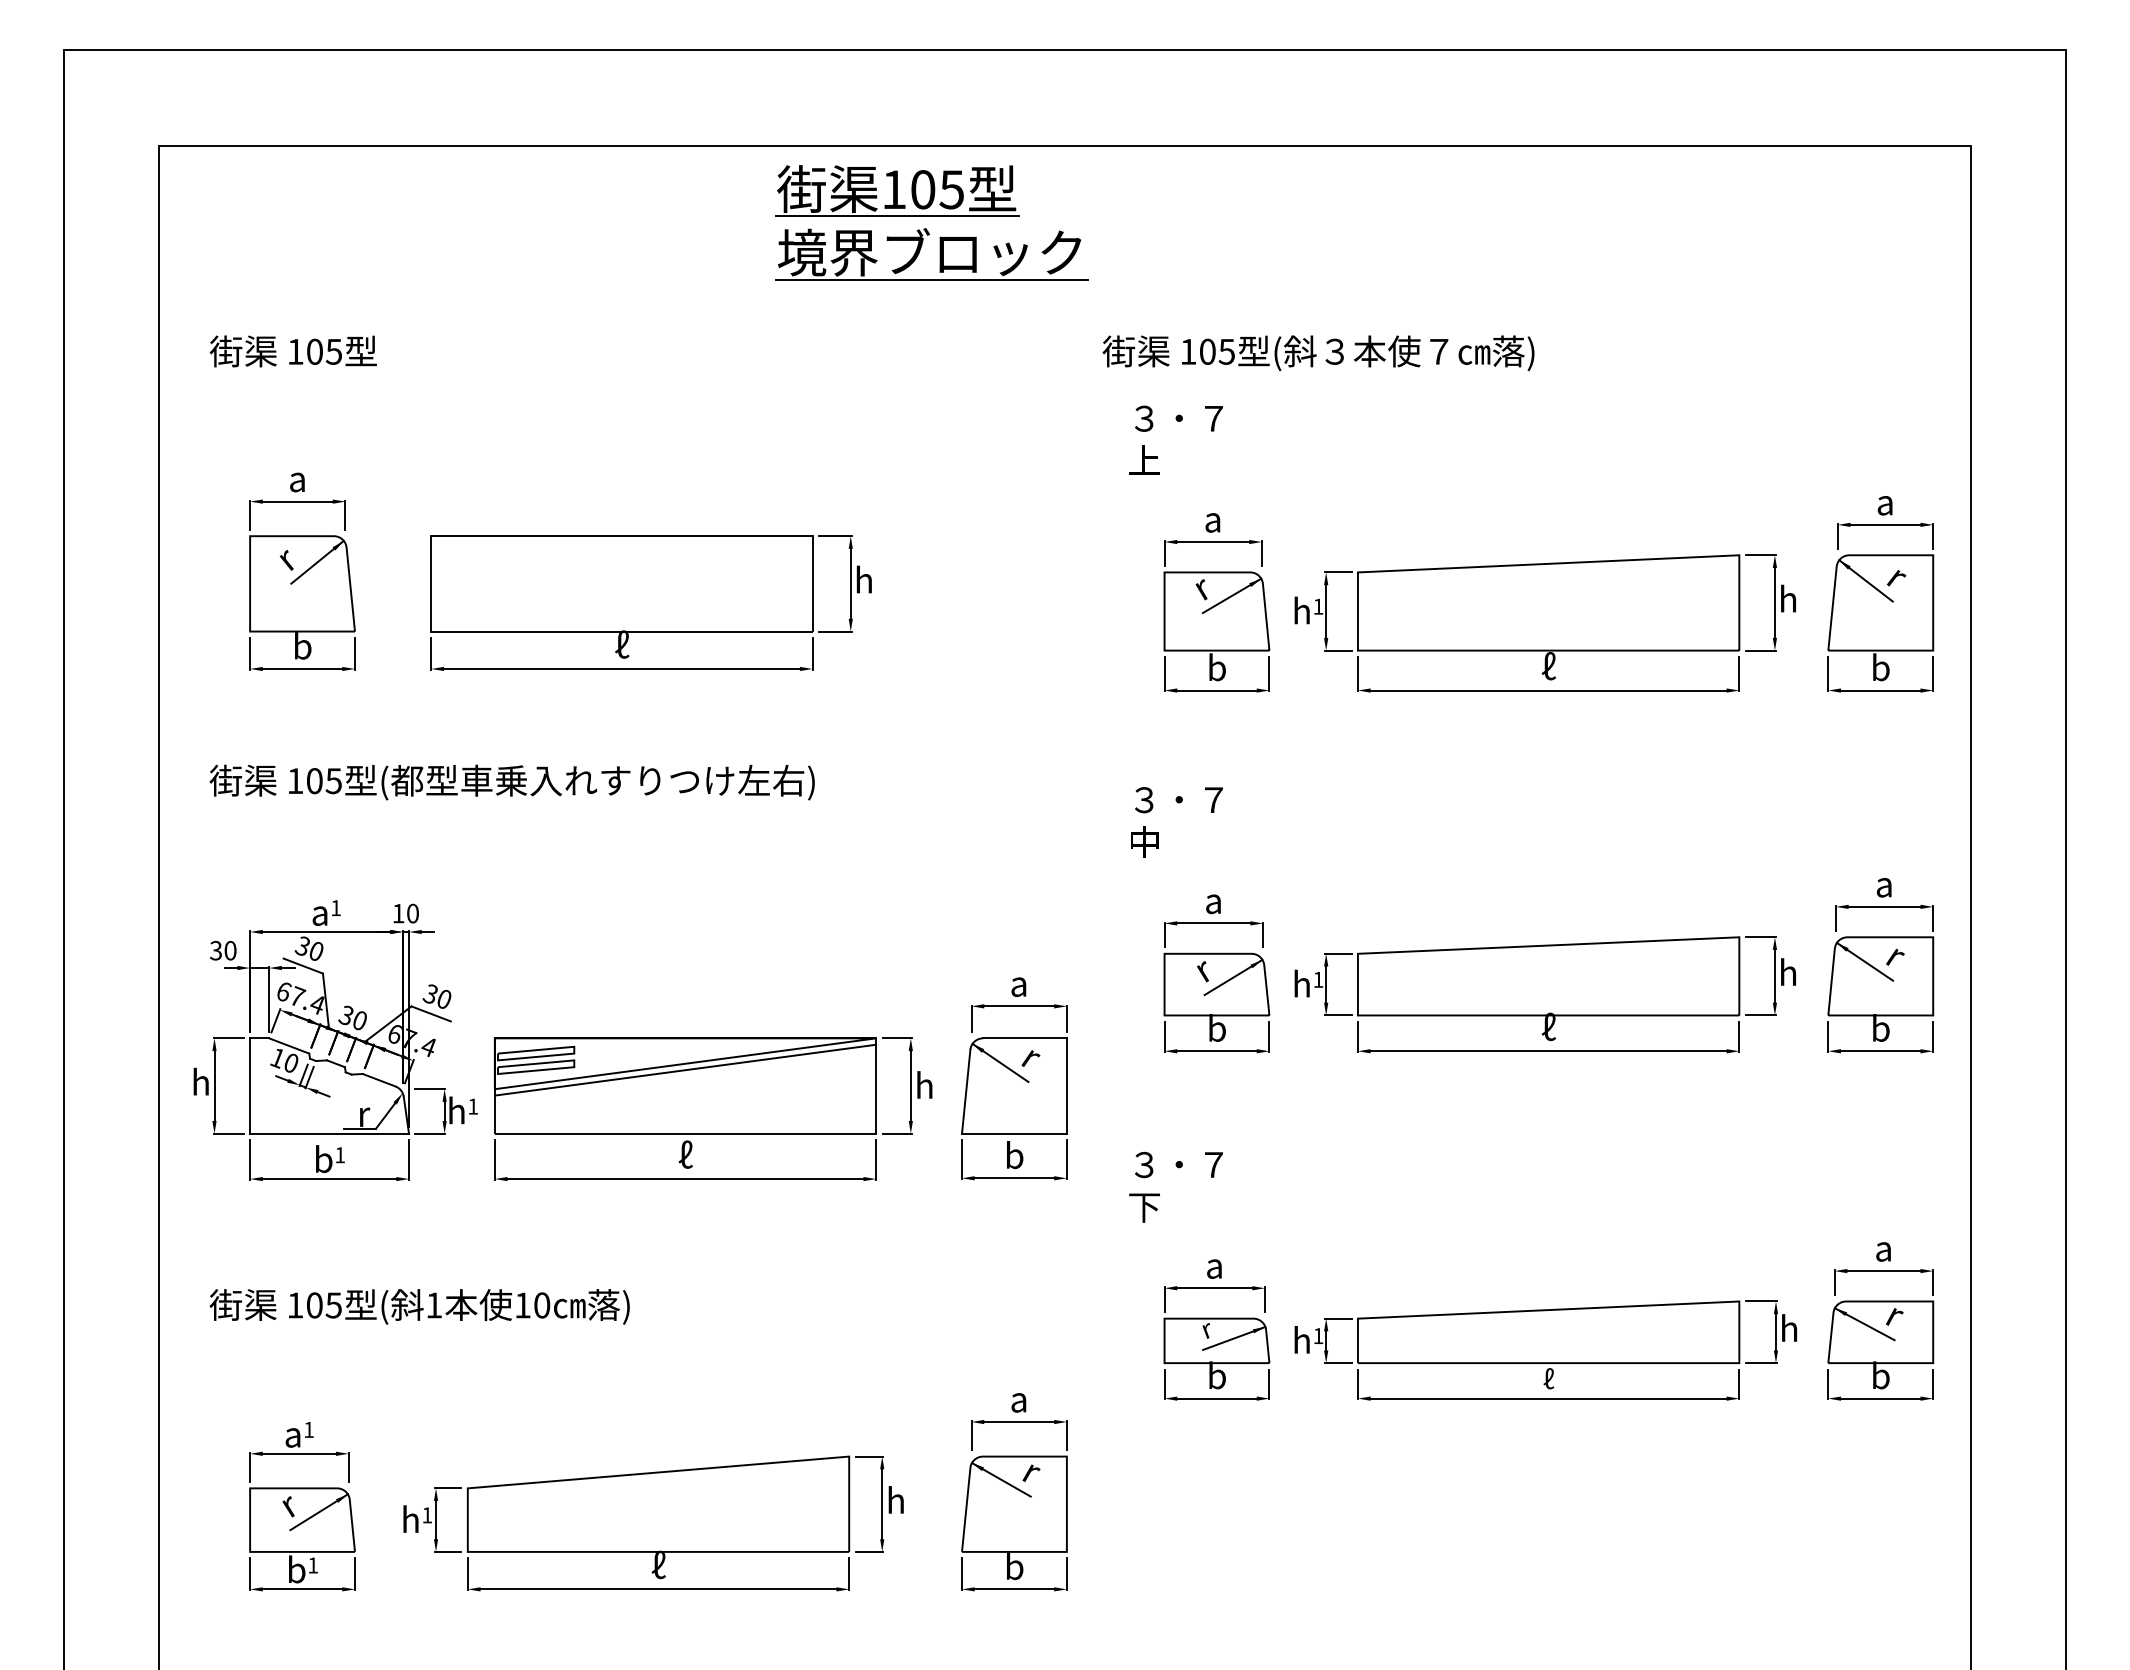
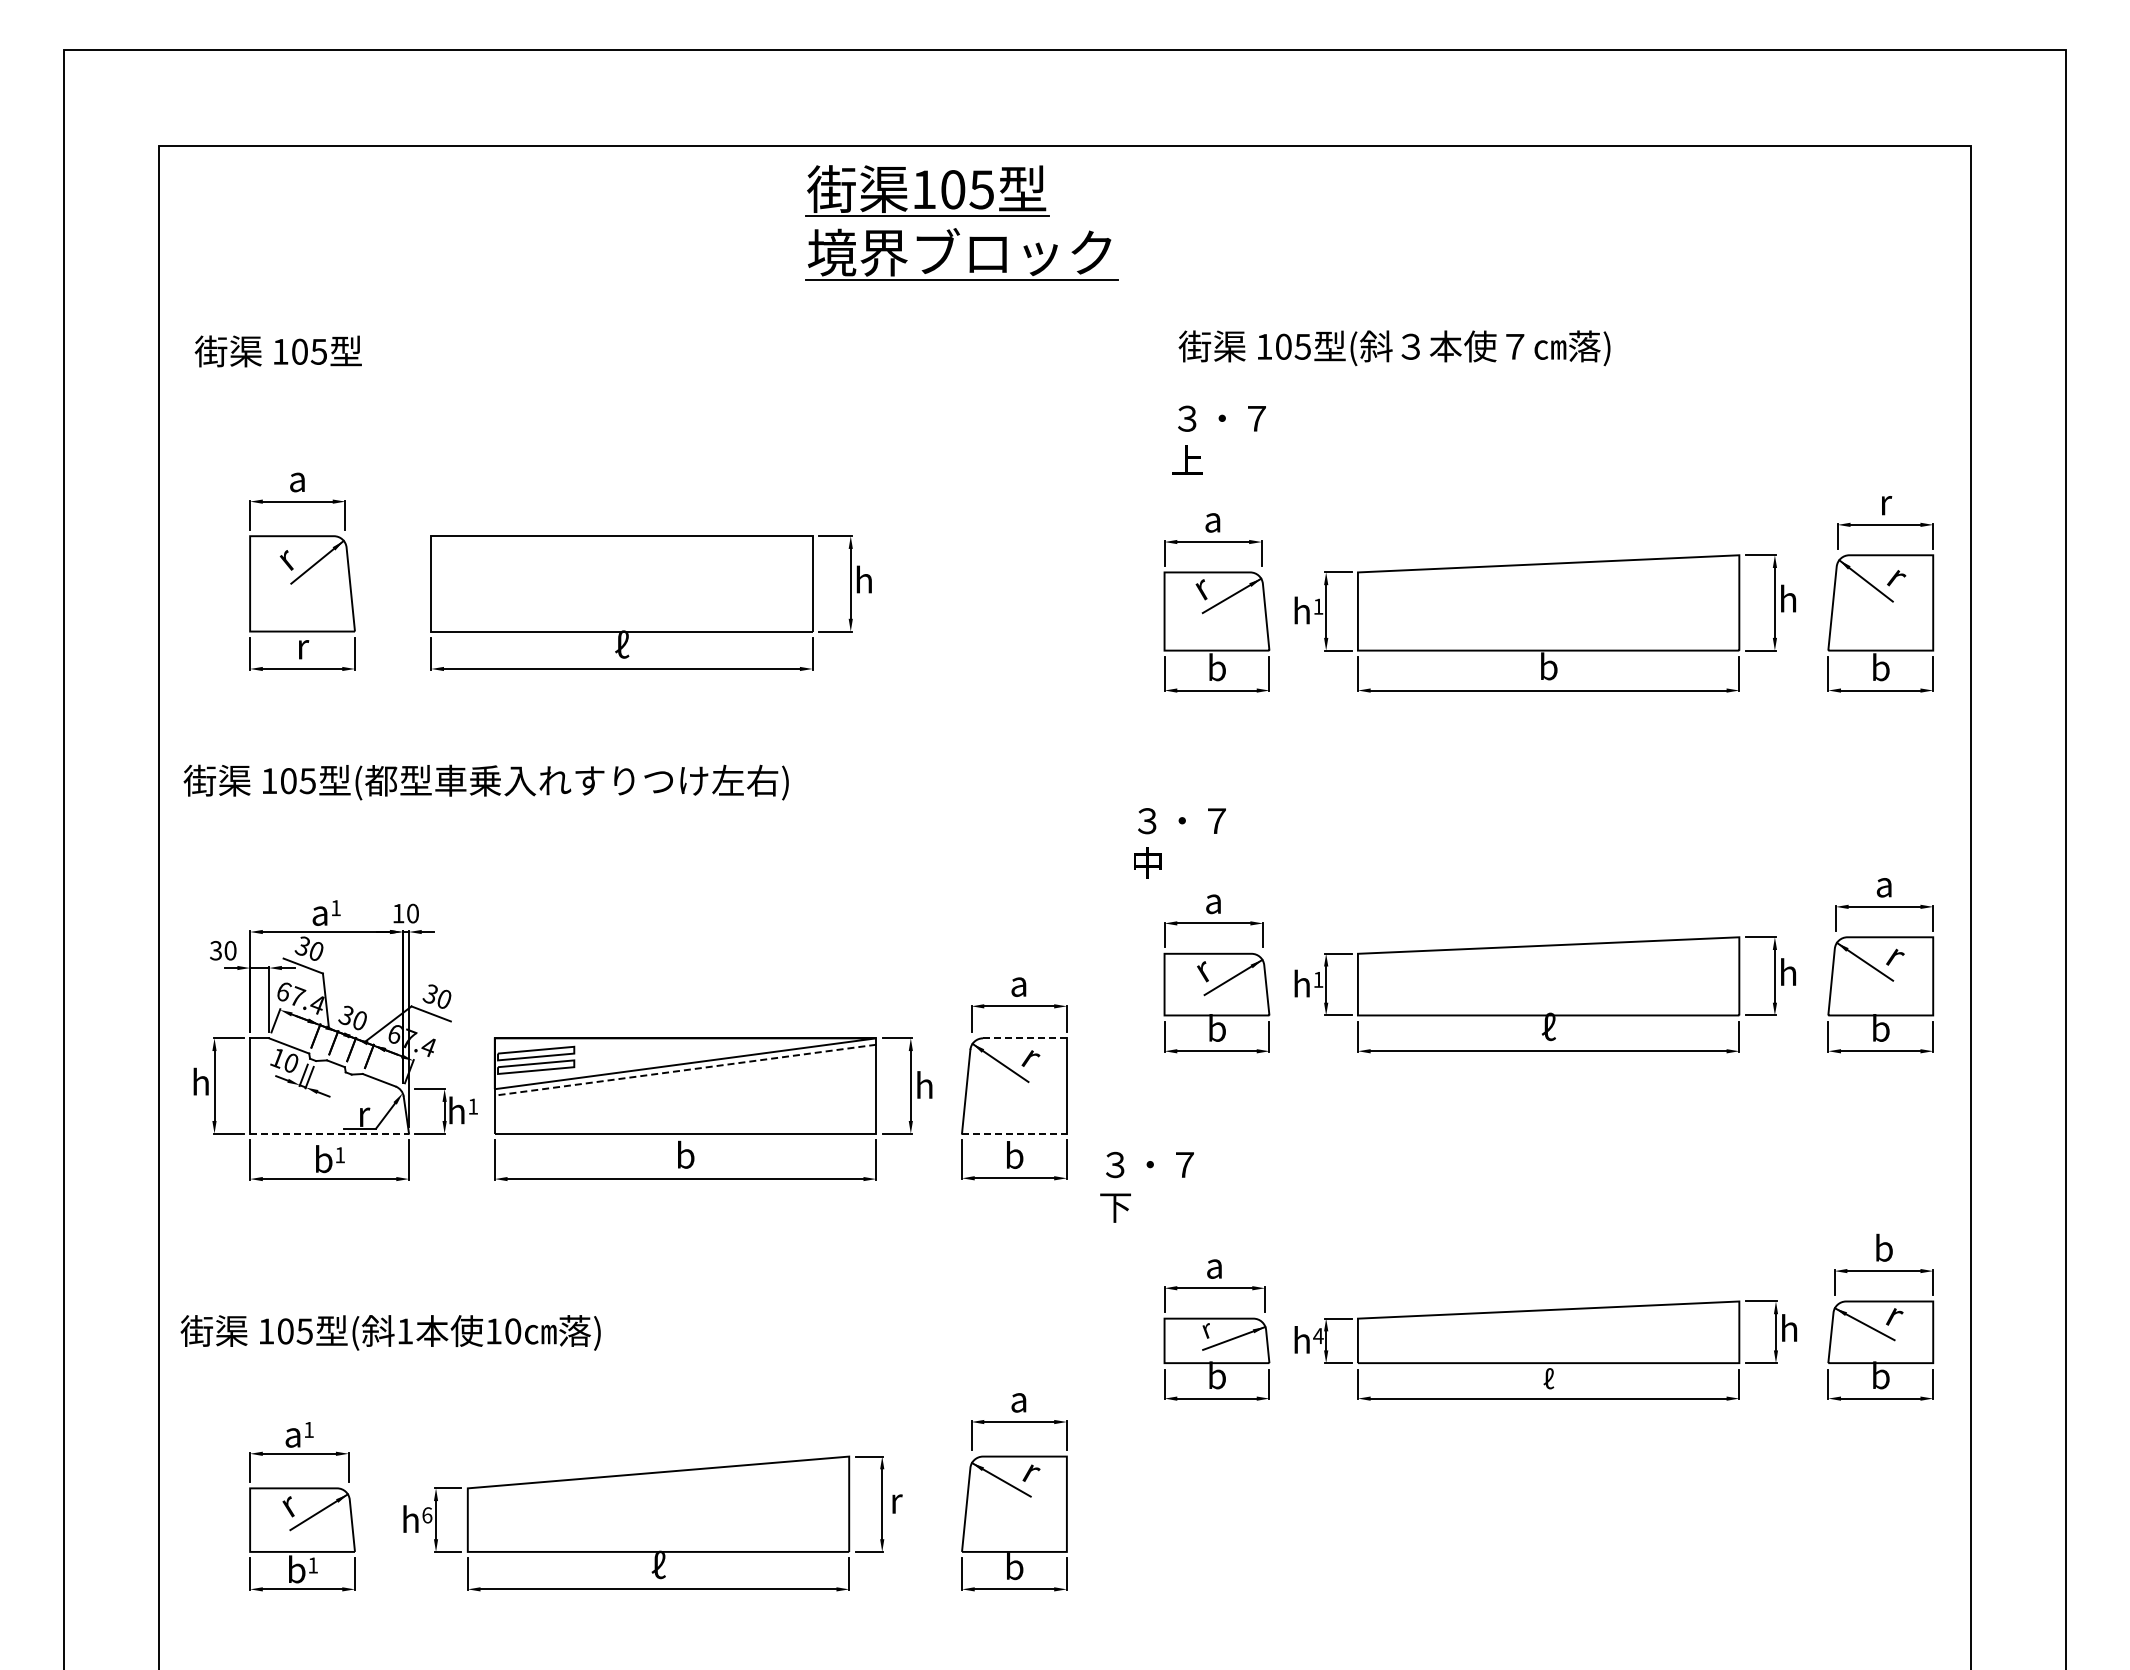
part position: (931, 222) -> (961, 222) (961, 222)
text position: (292, 351) -> (277, 351) (277, 351)
text position: (1318, 353) -> (1394, 348) (1394, 348)
text position: (1175, 439) -> (1218, 439) (1218, 439)
text: a -> r (1884, 505)
text: b -> r (303, 645)
text: ℓ -> b (1549, 666)
text position: (511, 782) -> (485, 782) (485, 782)
text position: (1176, 822) -> (1179, 843) (1179, 843)
line: solid -> dashed (1024, 1038)
line: solid -> dashed (685, 1070)
line: solid -> dashed (330, 1133)
line: solid -> dashed (1014, 1133)
text: ℓ -> b (686, 1154)
text position: (1175, 1186) -> (1146, 1186) (1146, 1186)
text: a -> b (1884, 1247)
text position: (419, 1306) -> (390, 1332) (390, 1332)
text: 1 -> 4 (1318, 1335)
text: h -> r (895, 1499)
text: 1 -> 6 (427, 1515)
